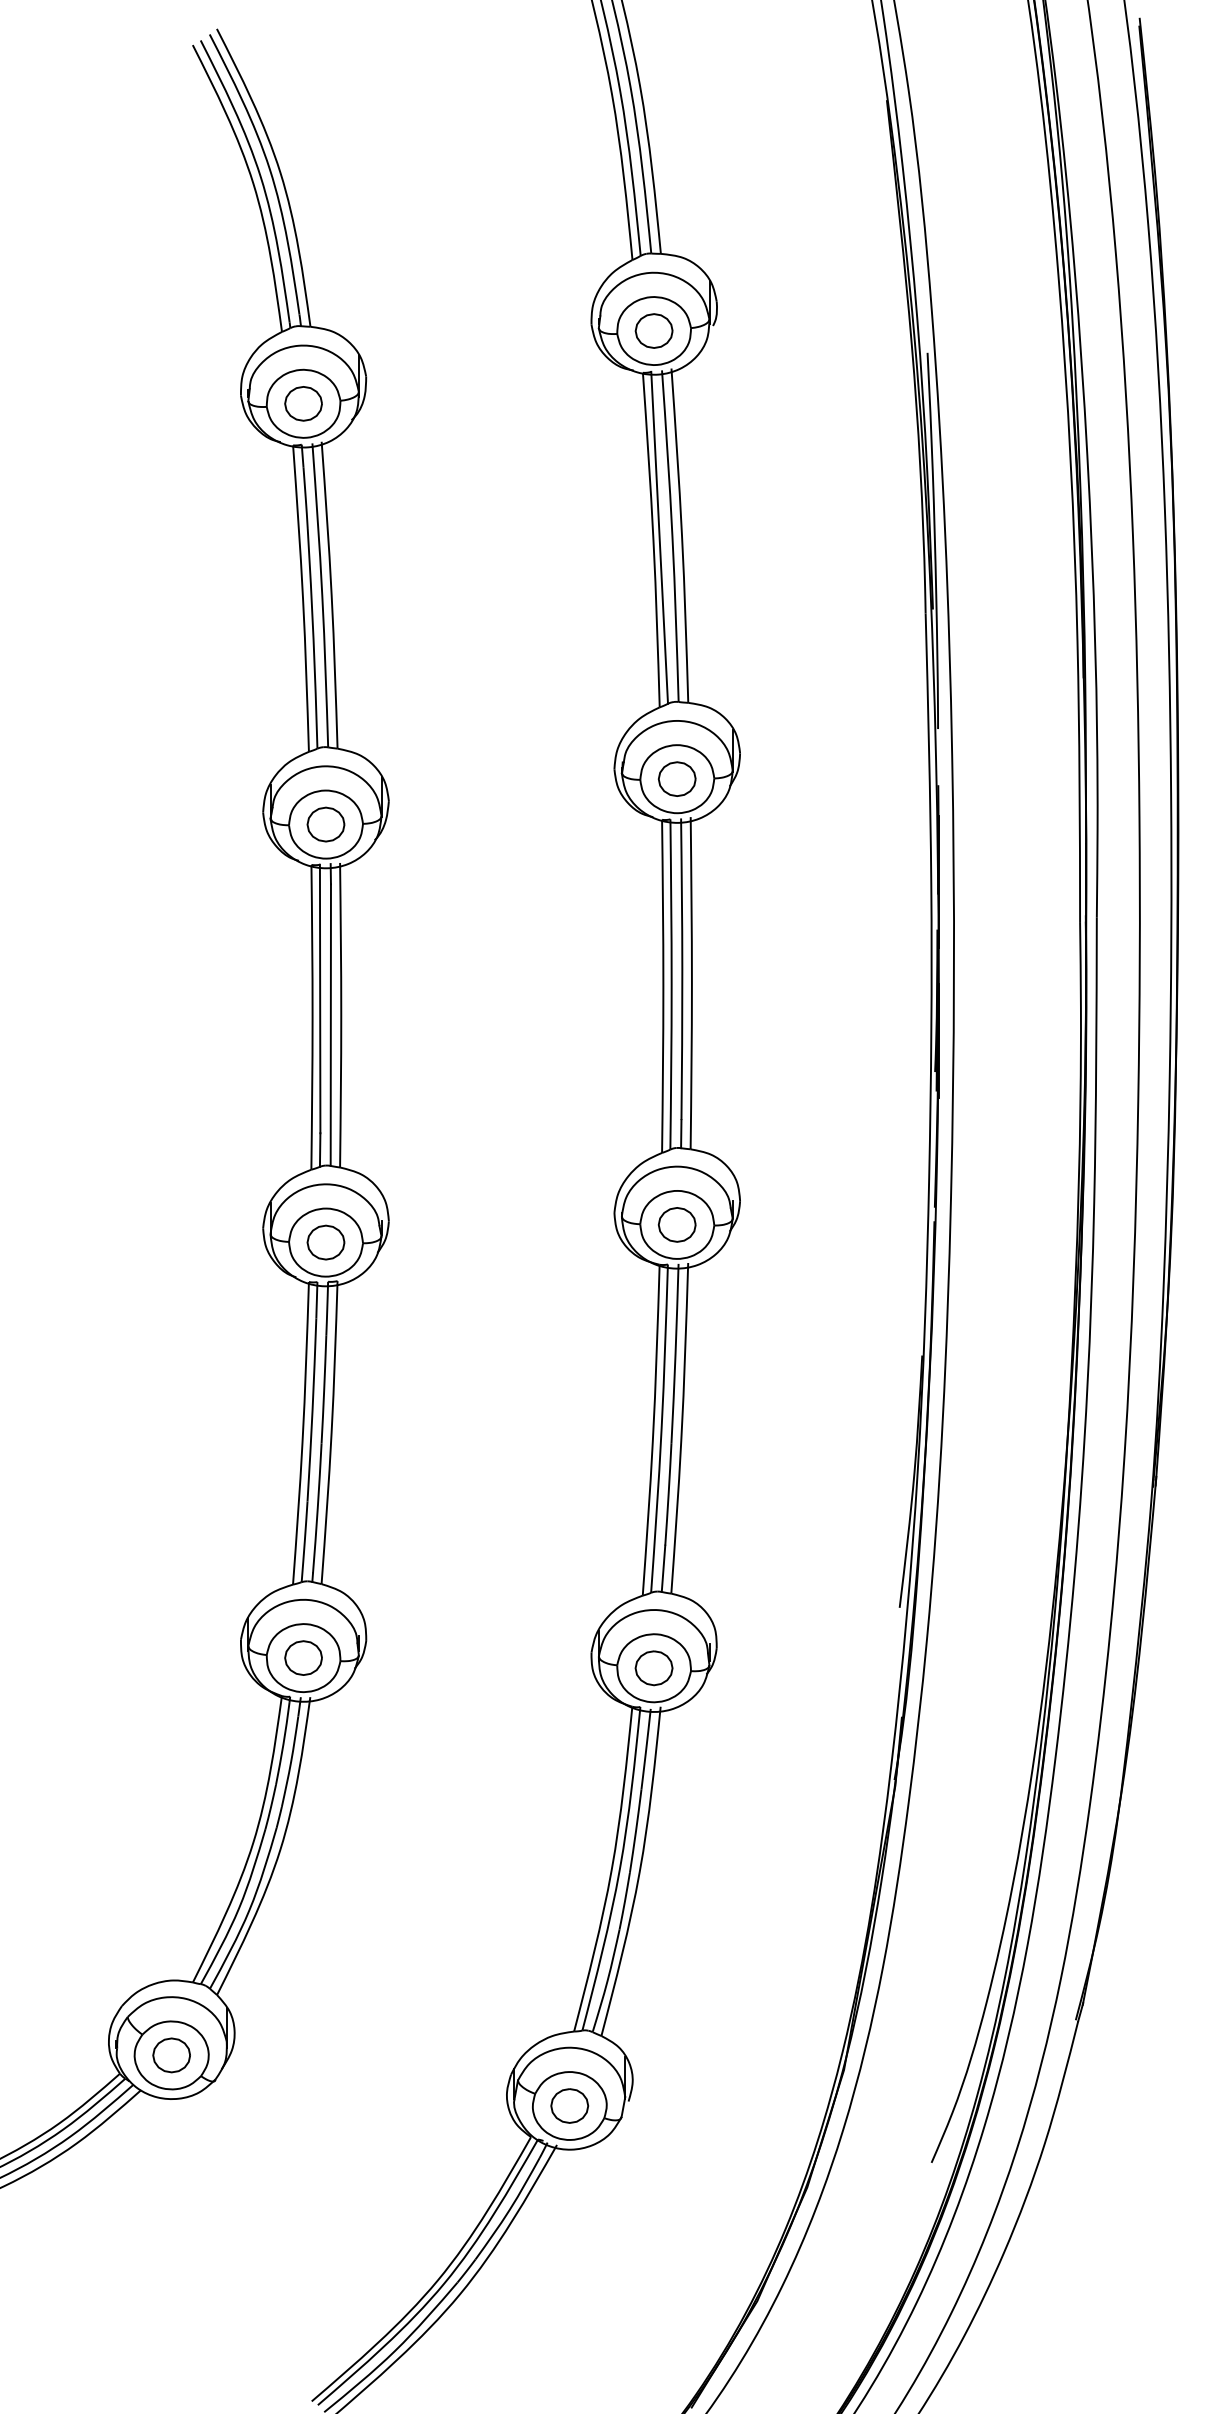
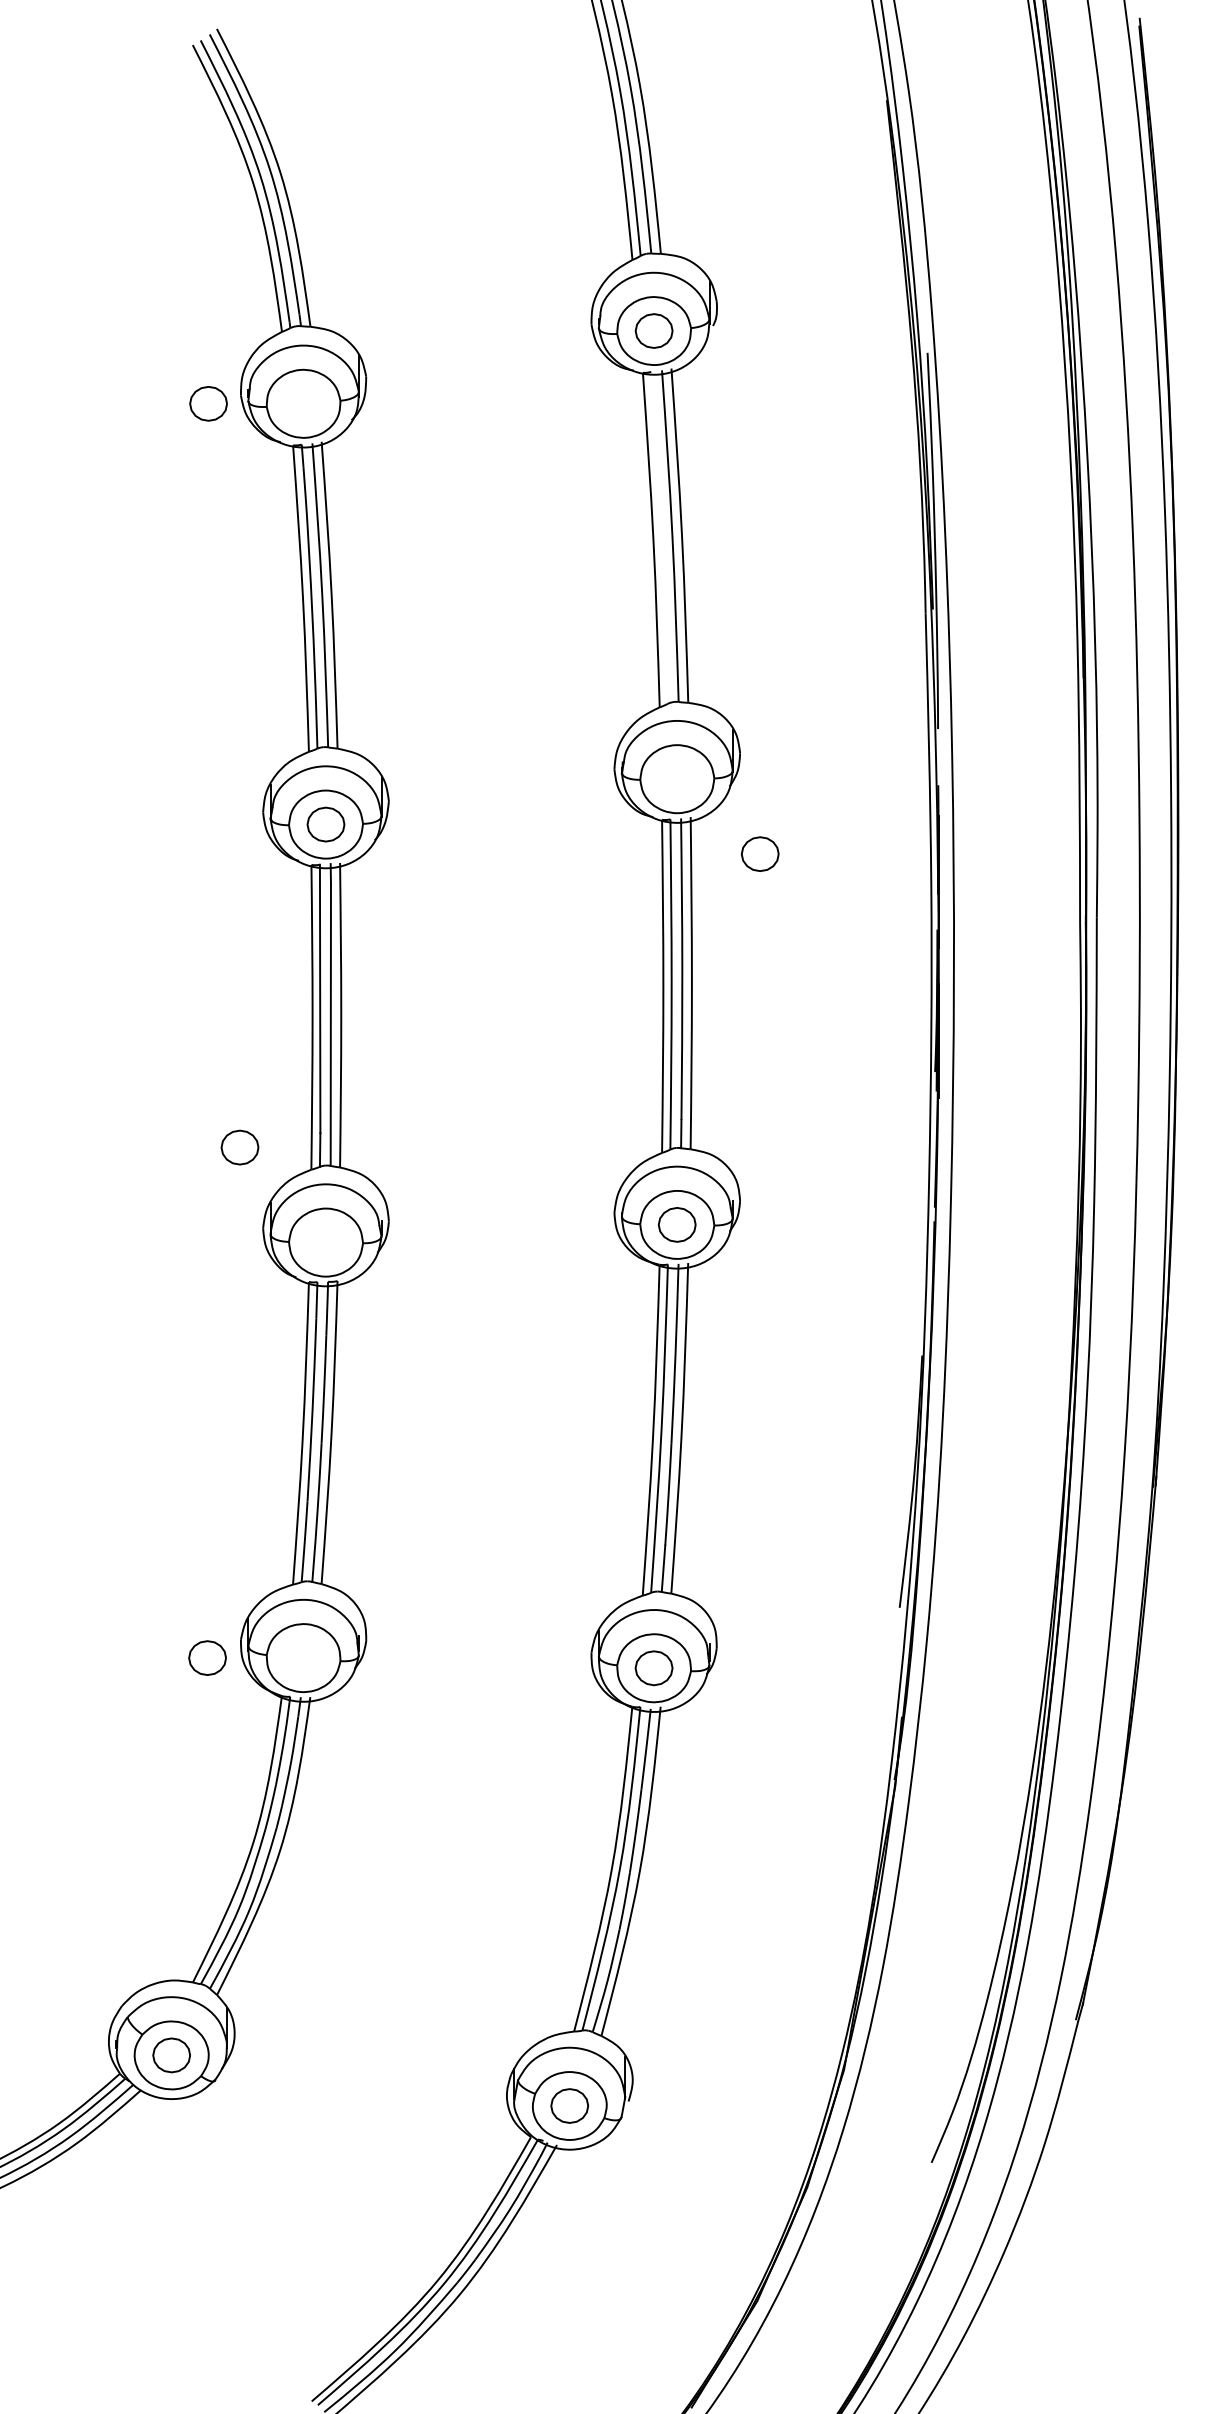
part position: (303, 403) -> (208, 403) (208, 403)
line: present -> none (659, 537)
part position: (676, 778) -> (759, 853) (759, 853)
part position: (325, 1242) -> (239, 1147) (239, 1147)
part position: (303, 1657) -> (207, 1657) (207, 1657)
